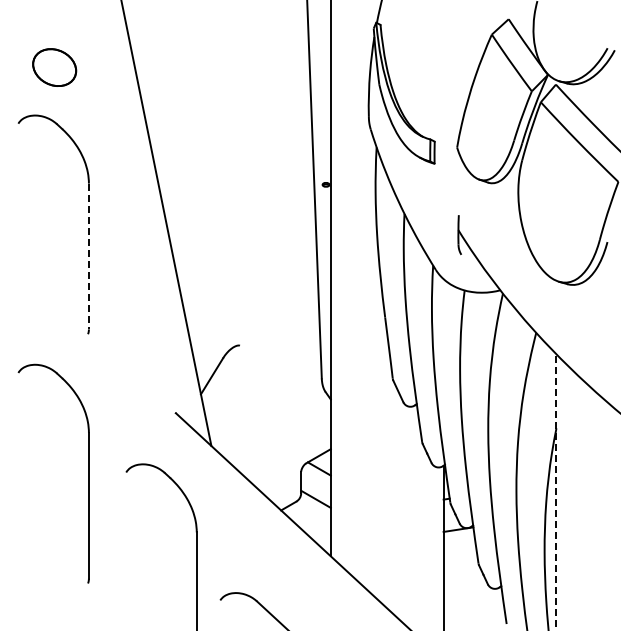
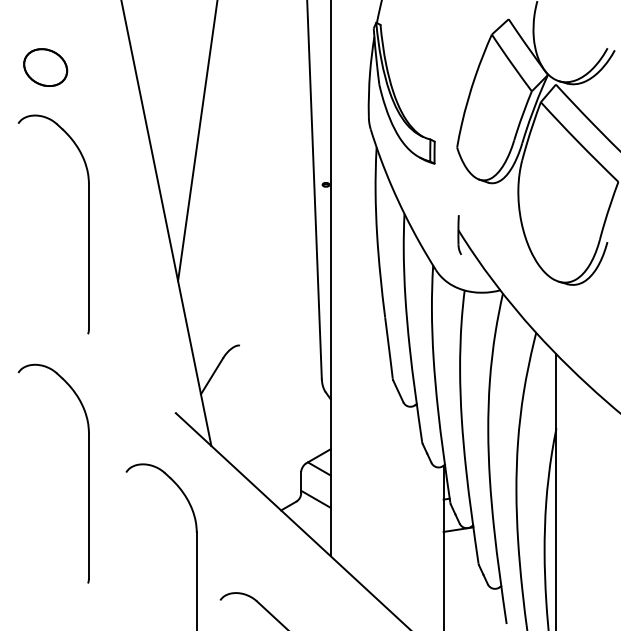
part position: (54, 67) -> (45, 67) (45, 67)
line: none -> present (197, 141)
line: dashed -> solid (88, 256)
line: dashed -> solid (556, 492)
